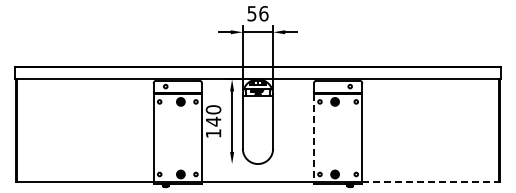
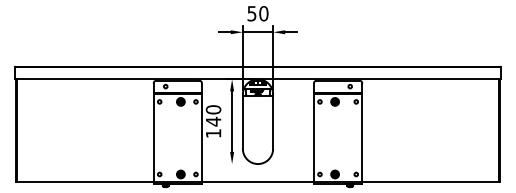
text: 56 -> 50 (263, 13)
line: dashed -> solid (313, 138)
line: dashed -> solid (431, 182)
